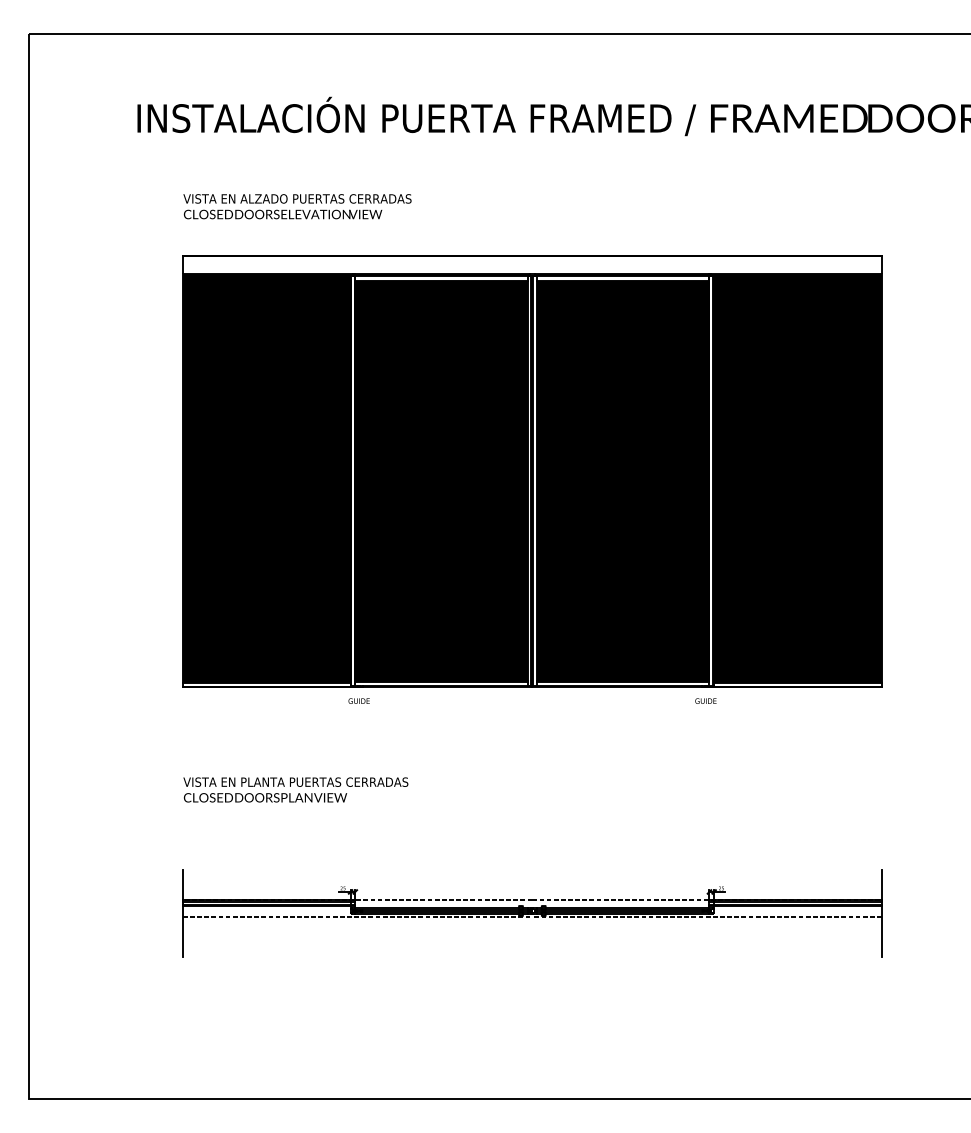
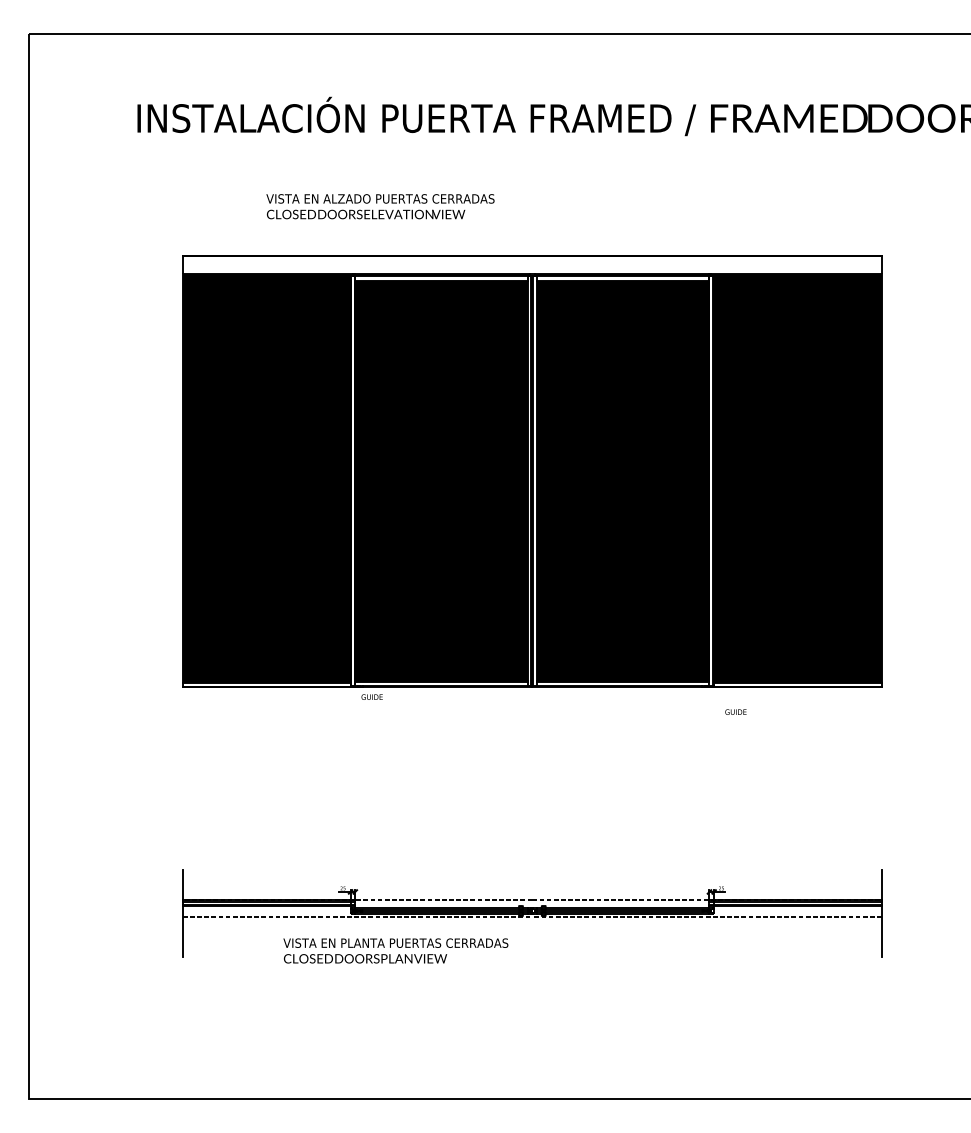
text position: (297, 206) -> (380, 206) (380, 206)
text position: (358, 700) -> (371, 696) (371, 696)
text position: (705, 700) -> (735, 711) (735, 711)
text position: (295, 789) -> (395, 950) (395, 950)
